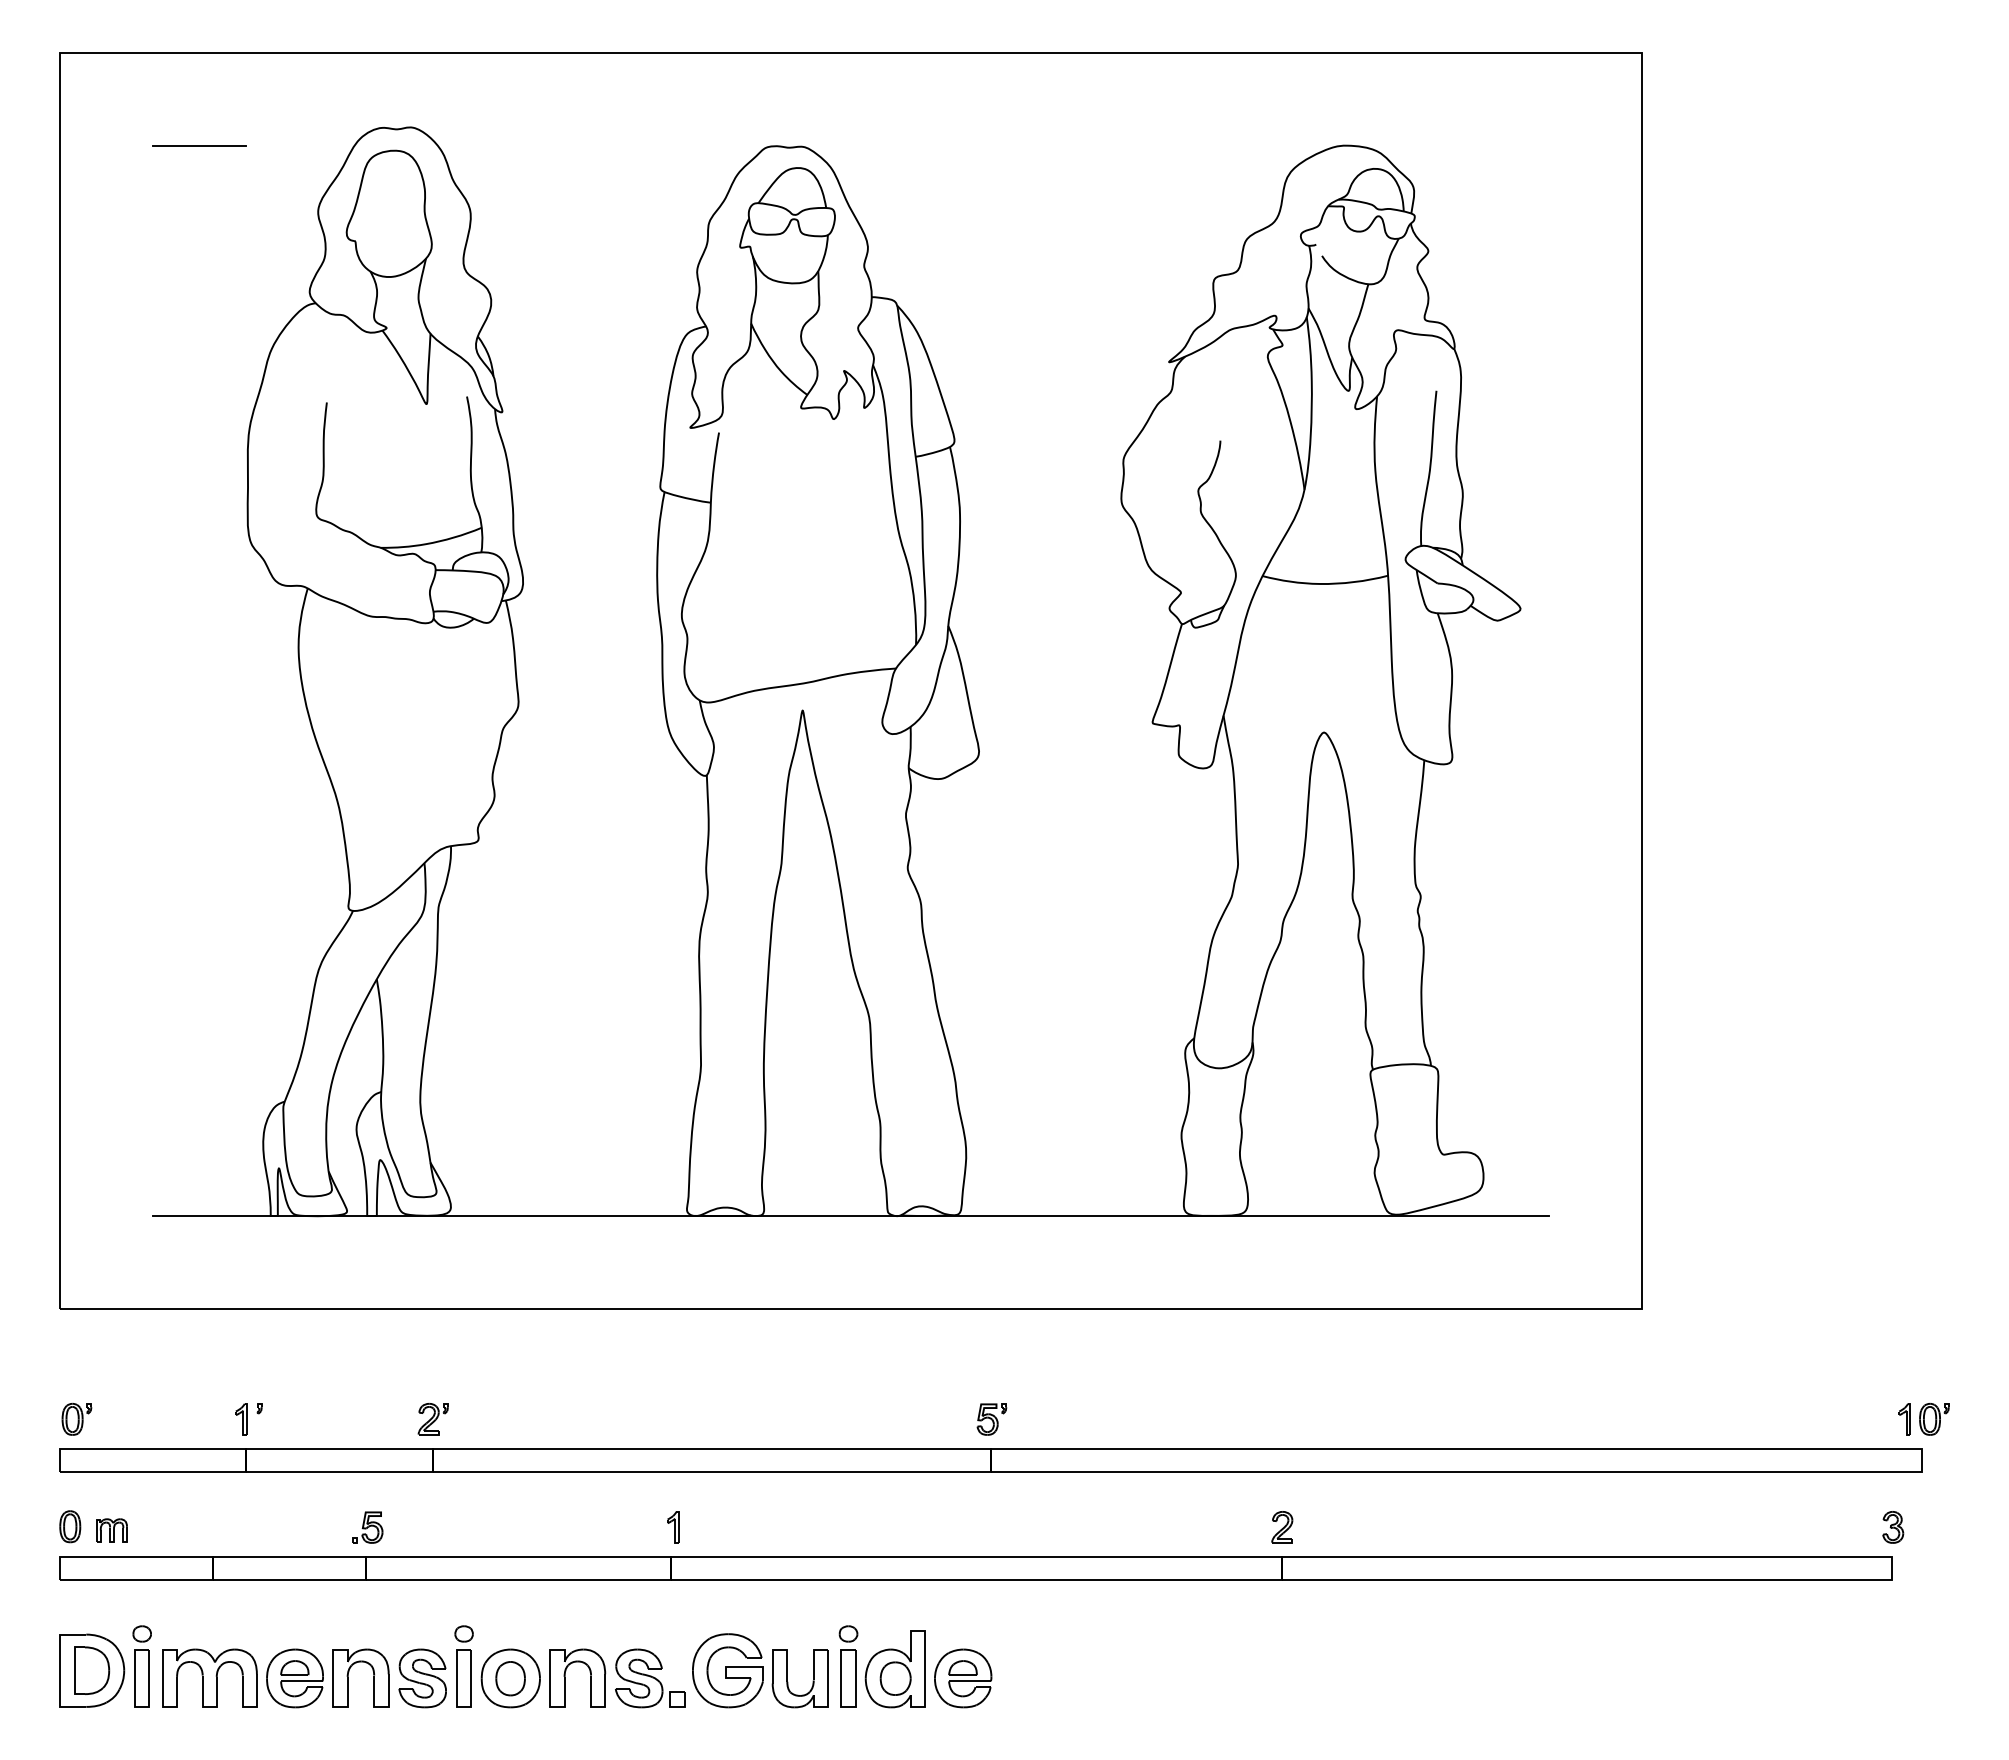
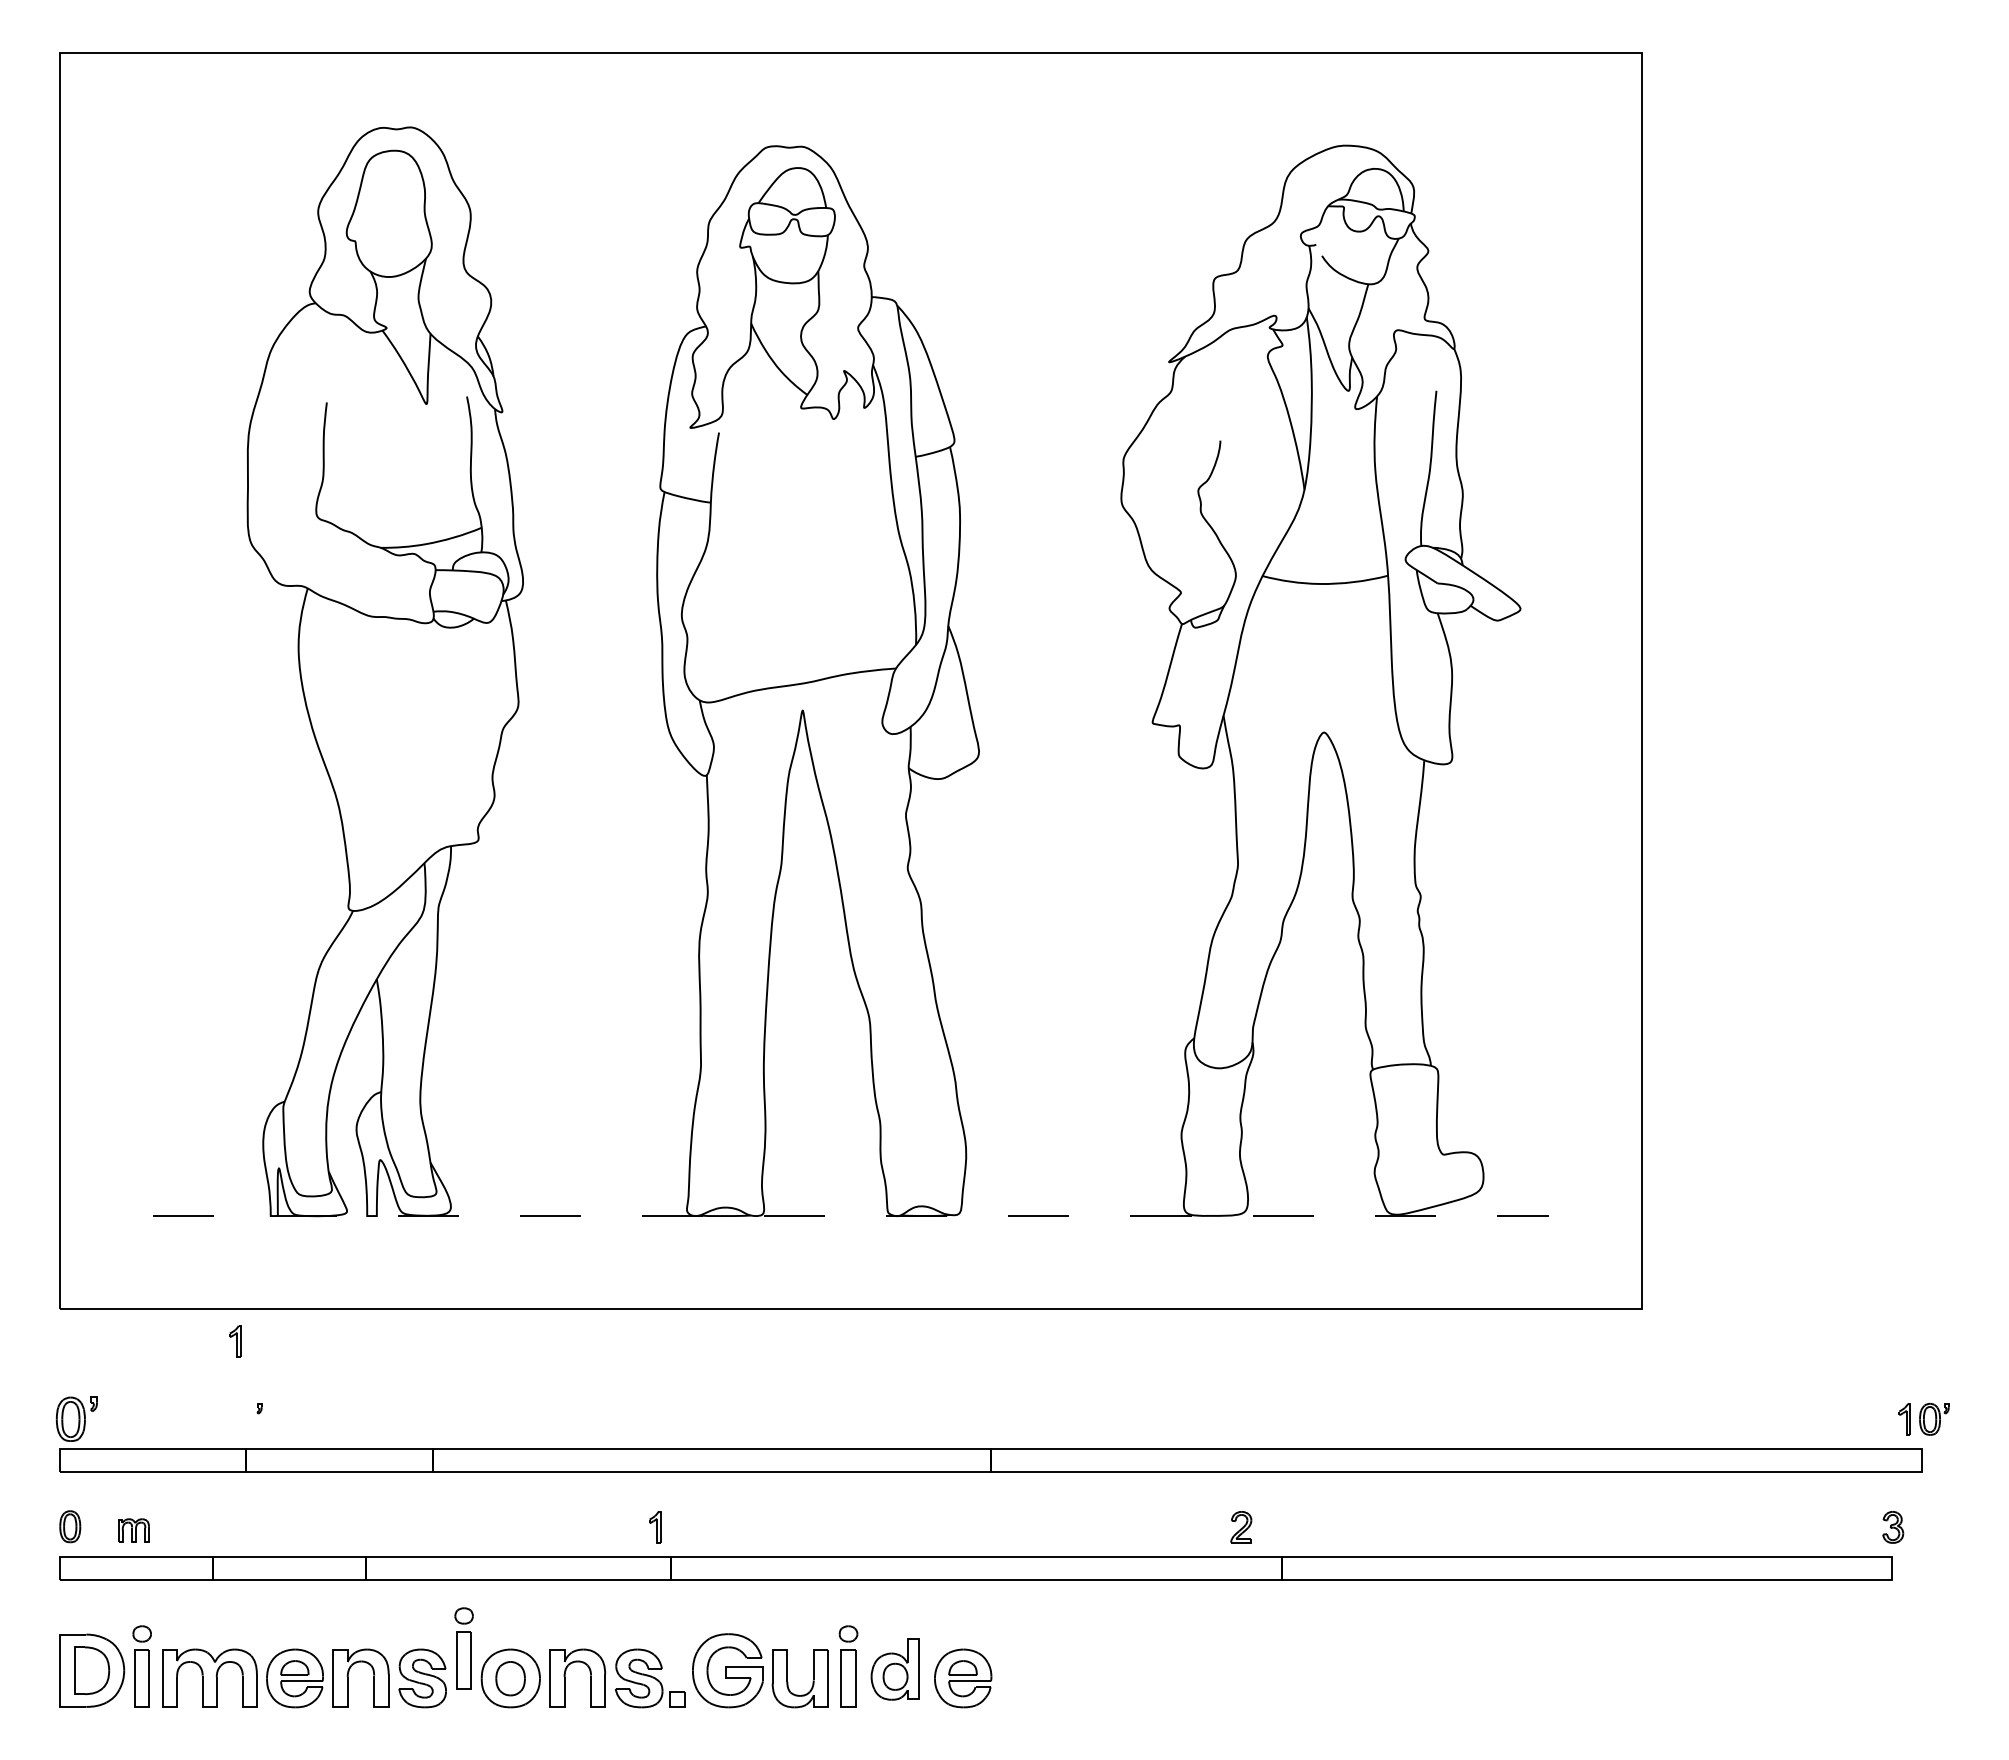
line: present -> none (199, 145)
line: solid -> dashed (851, 1216)
part size: 32x33 px -> 43x46 px (76, 1418)
part position: (241, 1419) -> (235, 1341) (235, 1341)
part: present -> none (432, 1419)
part: present -> none (991, 1419)
part: present -> none (367, 1527)
part position: (673, 1527) -> (655, 1527) (655, 1527)
part position: (1282, 1527) -> (1241, 1527) (1241, 1527)
part position: (111, 1530) -> (133, 1530) (133, 1530)
part position: (463, 1666) -> (463, 1648) (463, 1648)
part size: 62x79 px -> 50x63 px (894, 1669)
